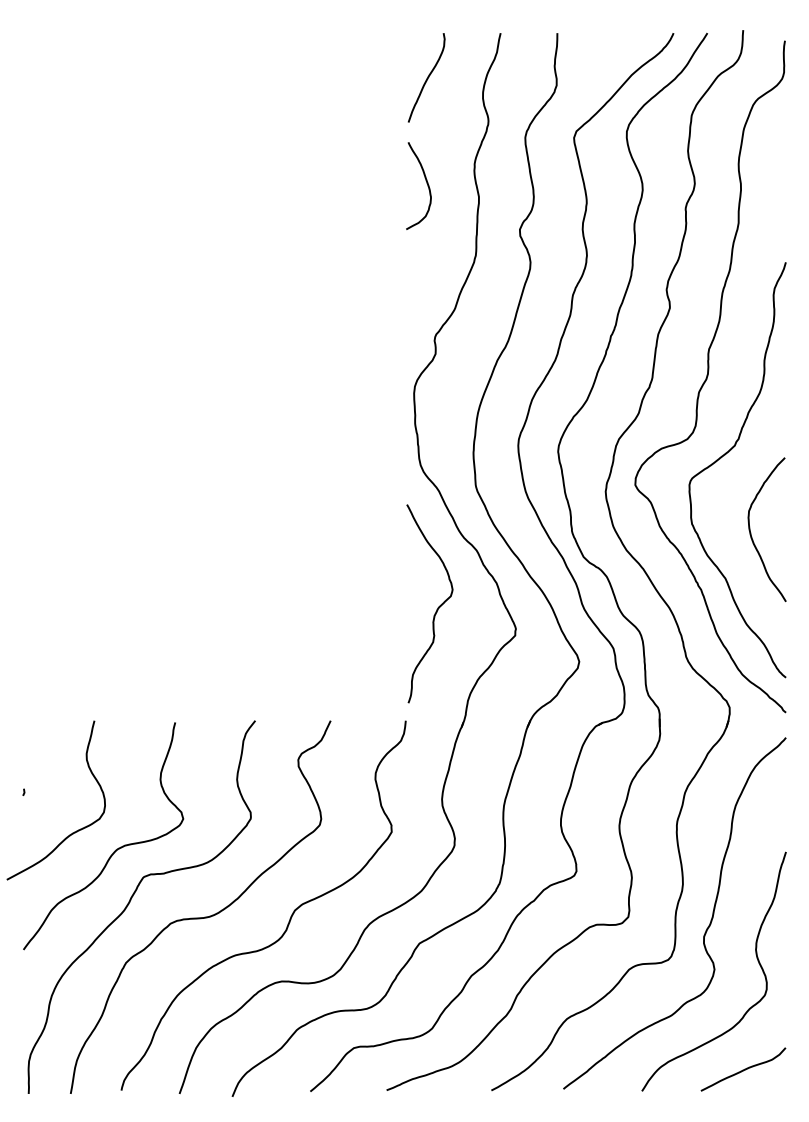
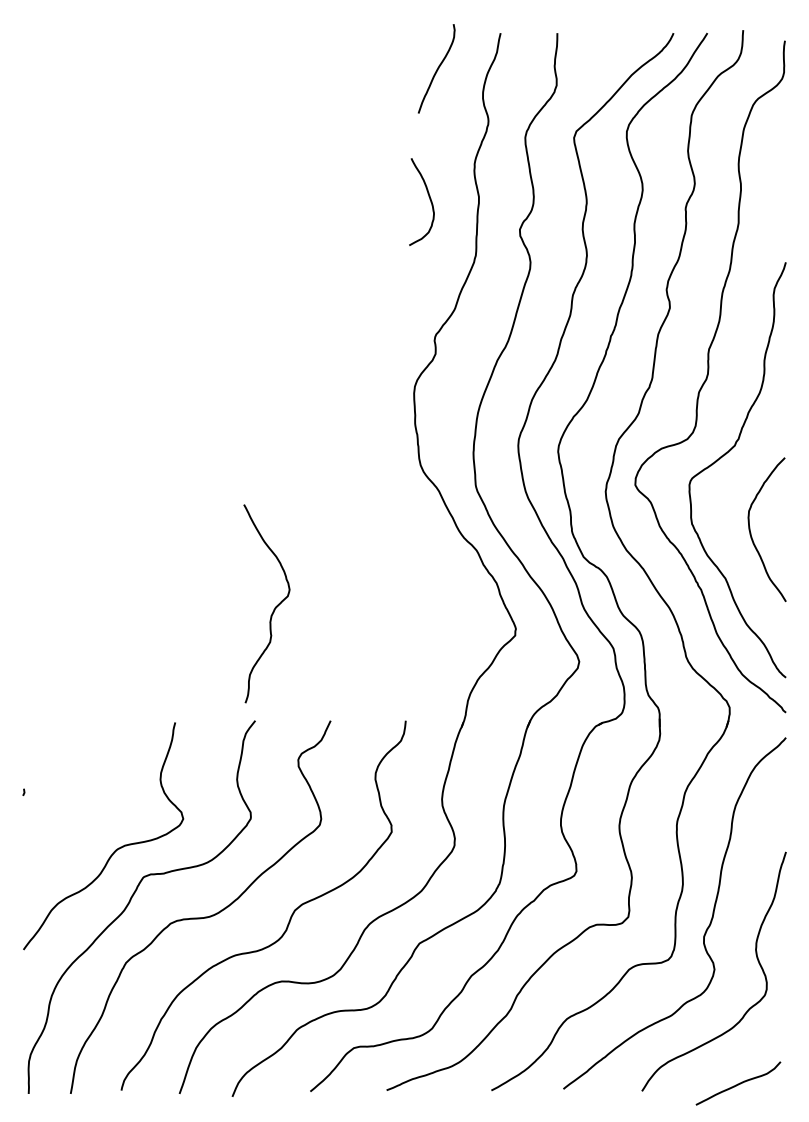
curve position: (427, 77) -> (437, 68) (437, 68)
curve position: (426, 183) -> (429, 199) (429, 199)
curve position: (437, 607) -> (274, 607) (274, 607)
curve: present -> none (72, 832)
curve position: (743, 1069) -> (738, 1083) (738, 1083)
